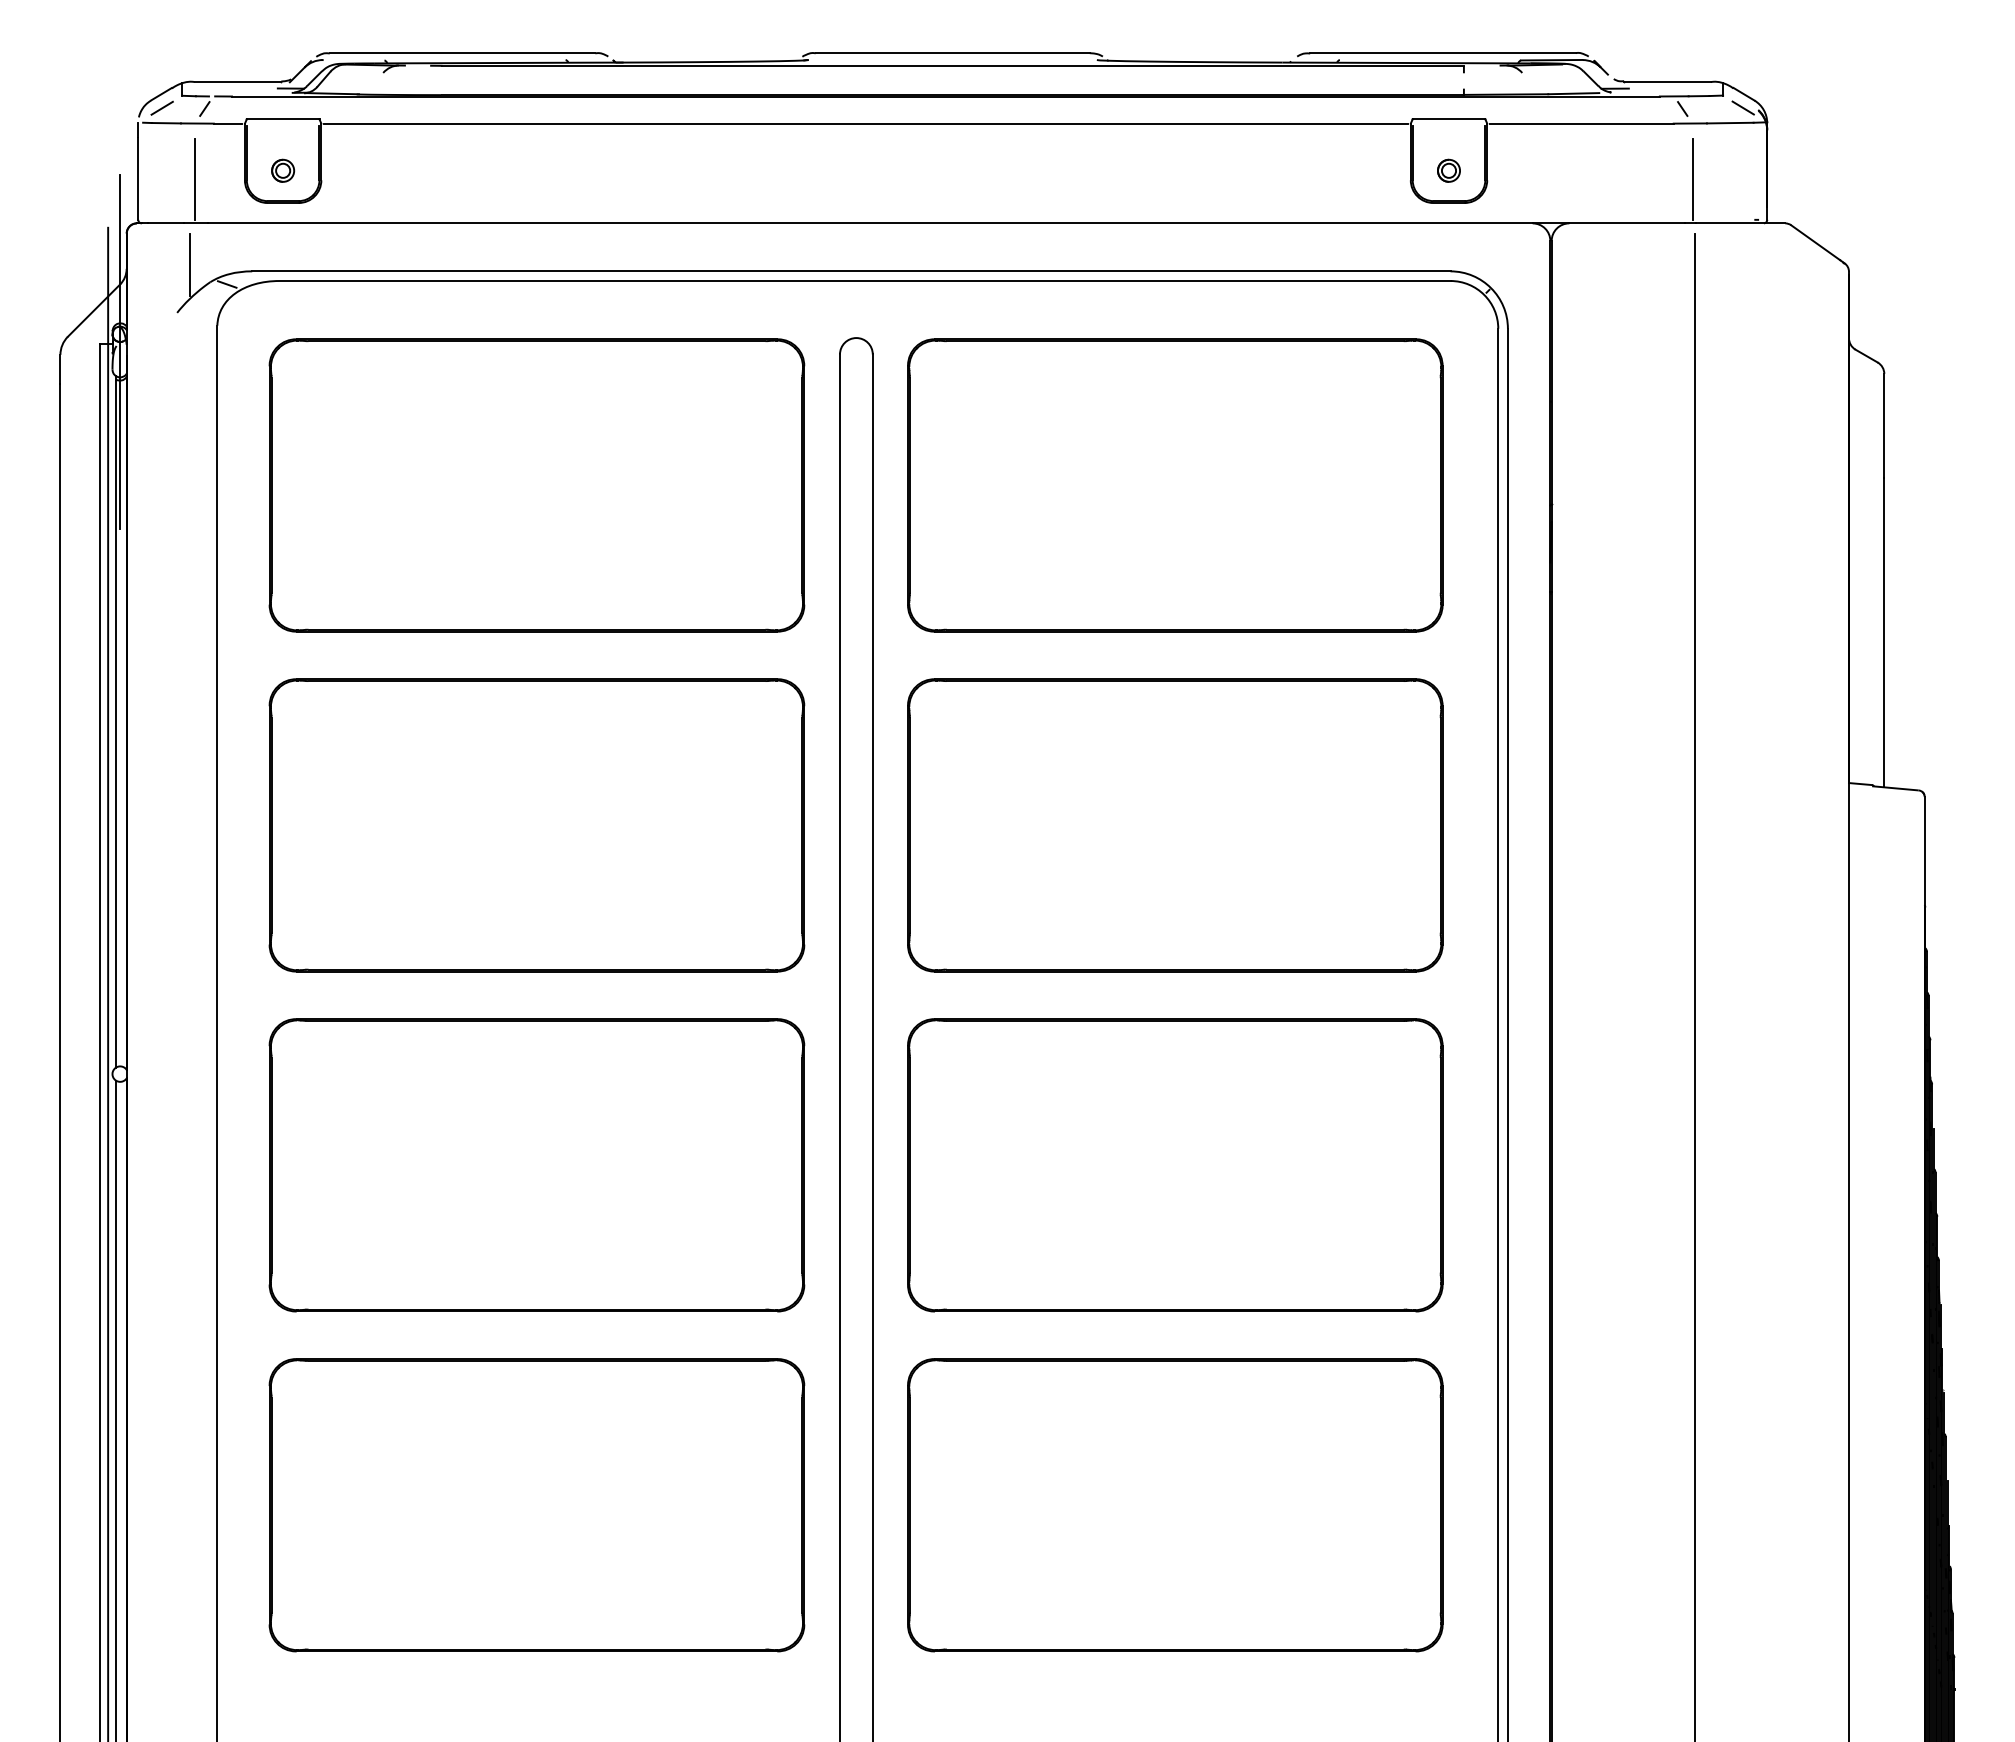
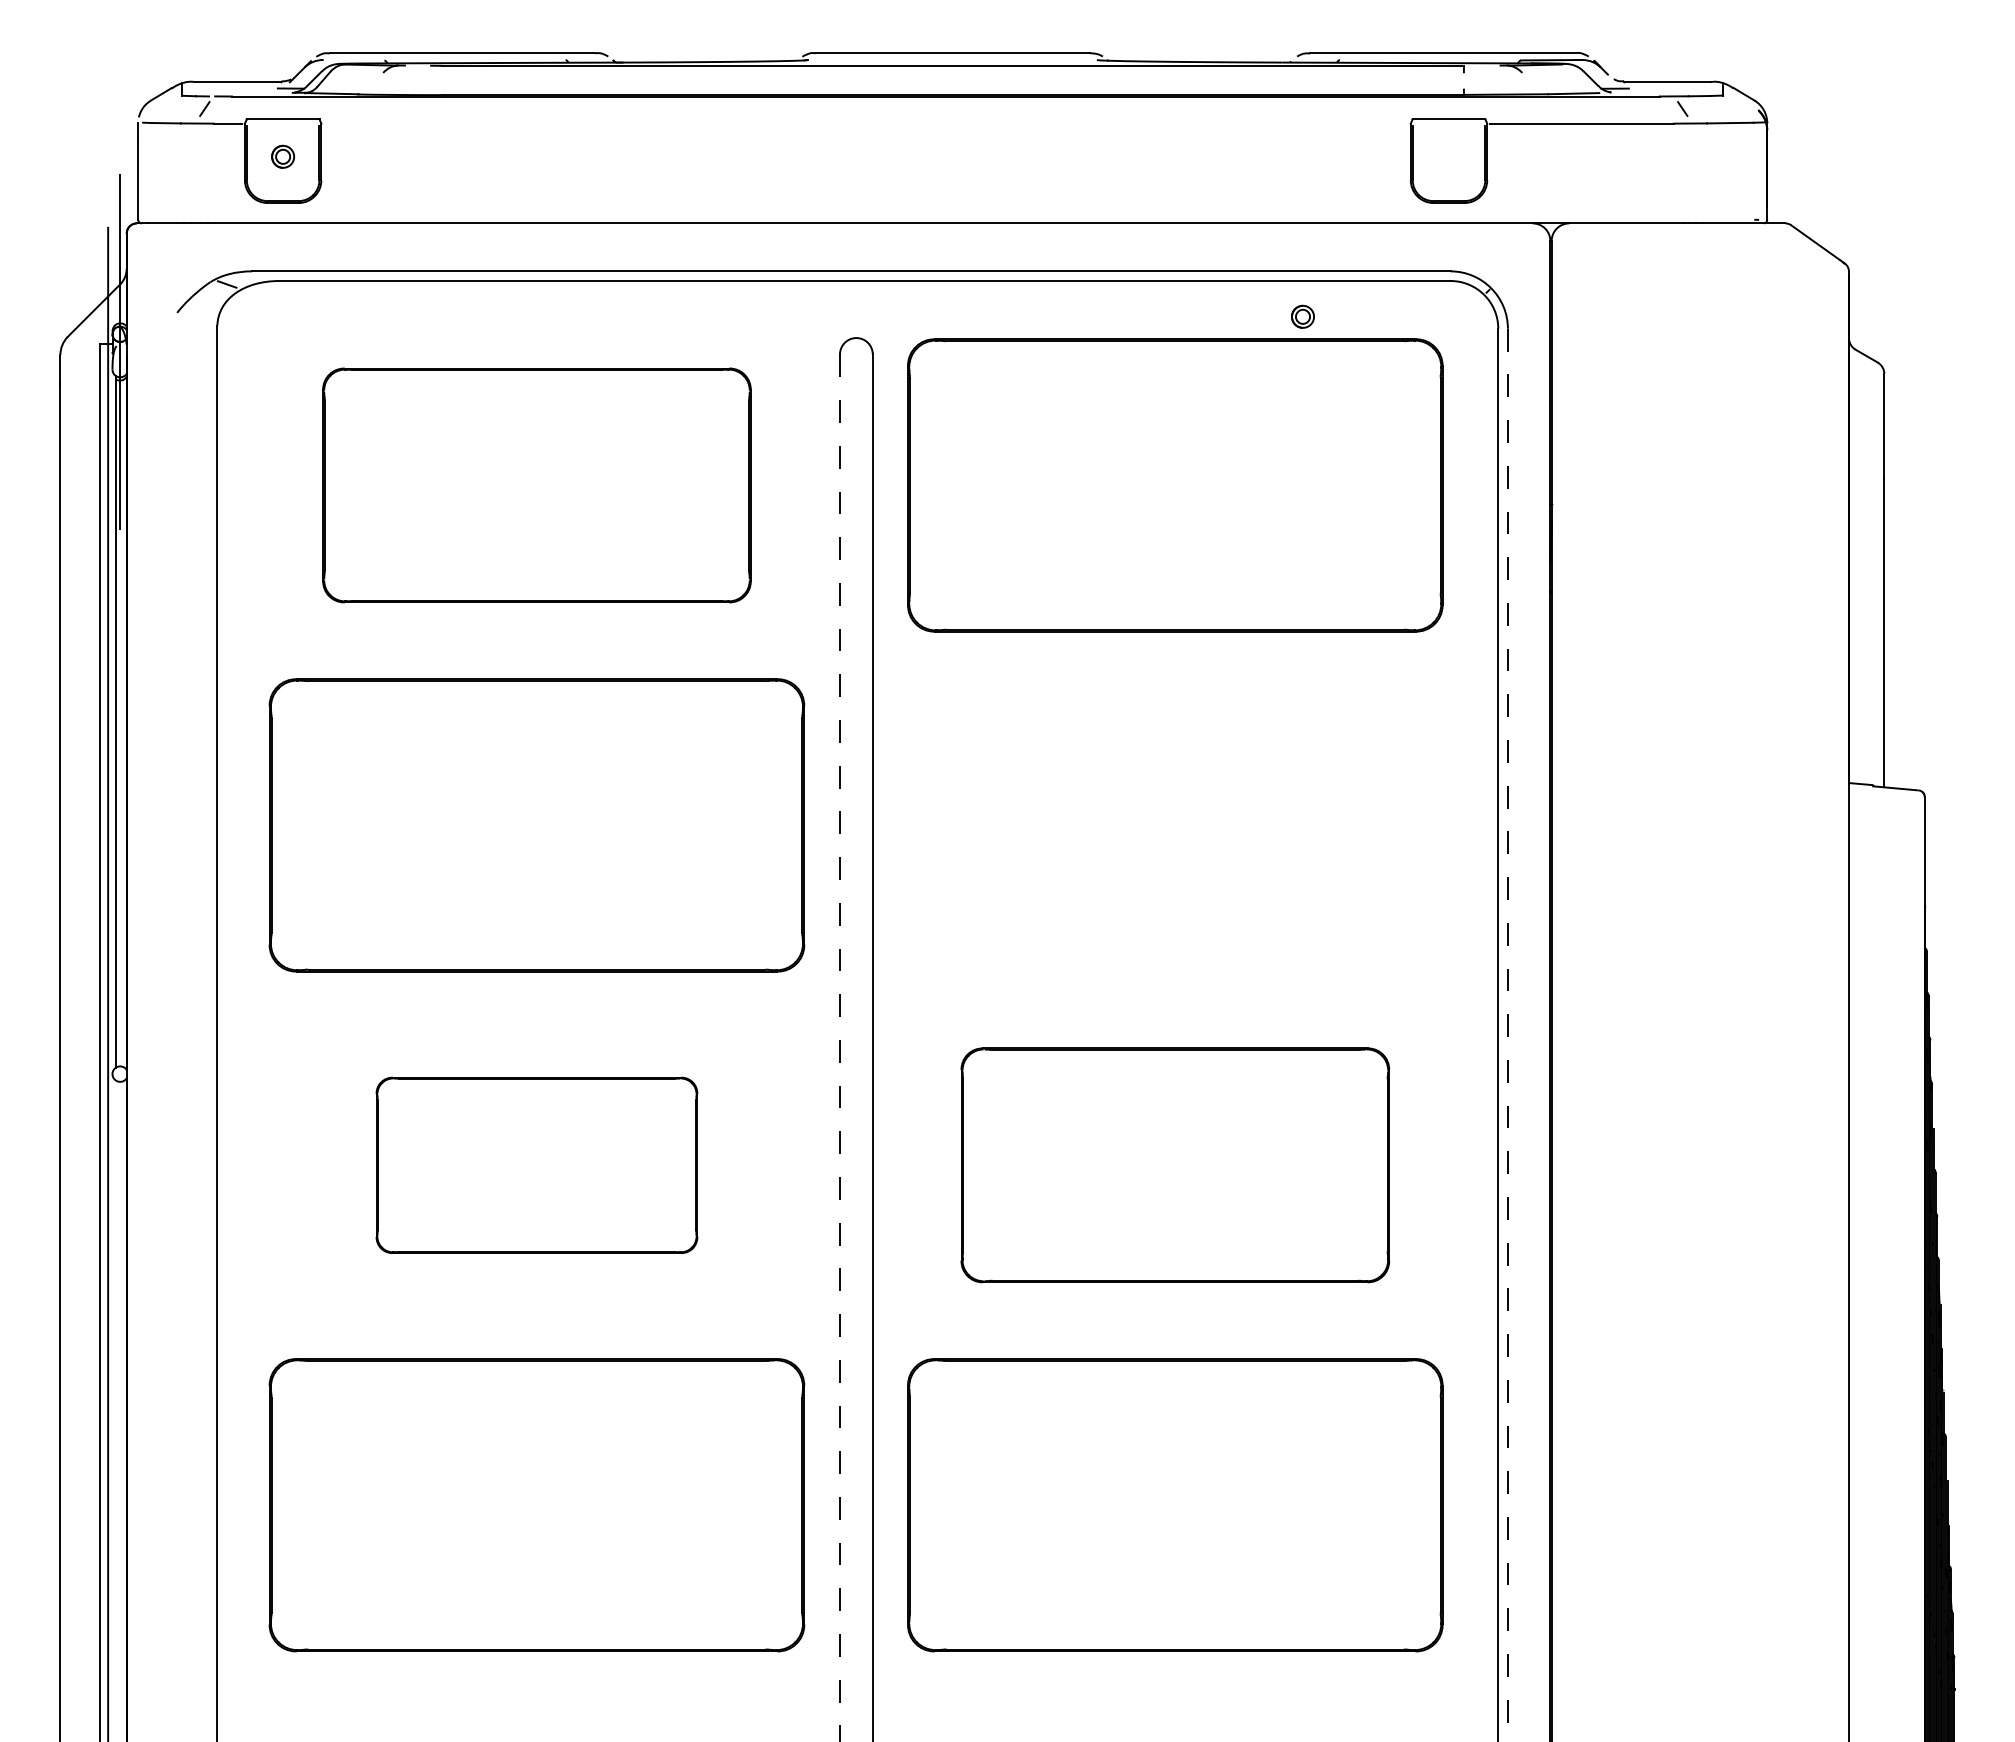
line: present -> none (161, 107)
line: present -> none (1742, 107)
line: present -> none (865, 123)
part position: (283, 170) -> (283, 156) (283, 156)
part position: (1448, 170) -> (1302, 316) (1302, 316)
line: present -> none (195, 179)
line: present -> none (1692, 179)
line: present -> none (190, 264)
part size: 538x295 px -> 430x237 px (536, 485)
part: present -> none (1175, 825)
line: present -> none (1695, 985)
line: solid -> dashed (1507, 1035)
line: solid -> dashed (840, 1048)
part size: 538x295 px -> 324x178 px (536, 1164)
part size: 537x295 px -> 431x237 px (1175, 1165)
line: present -> none (115, 1409)
